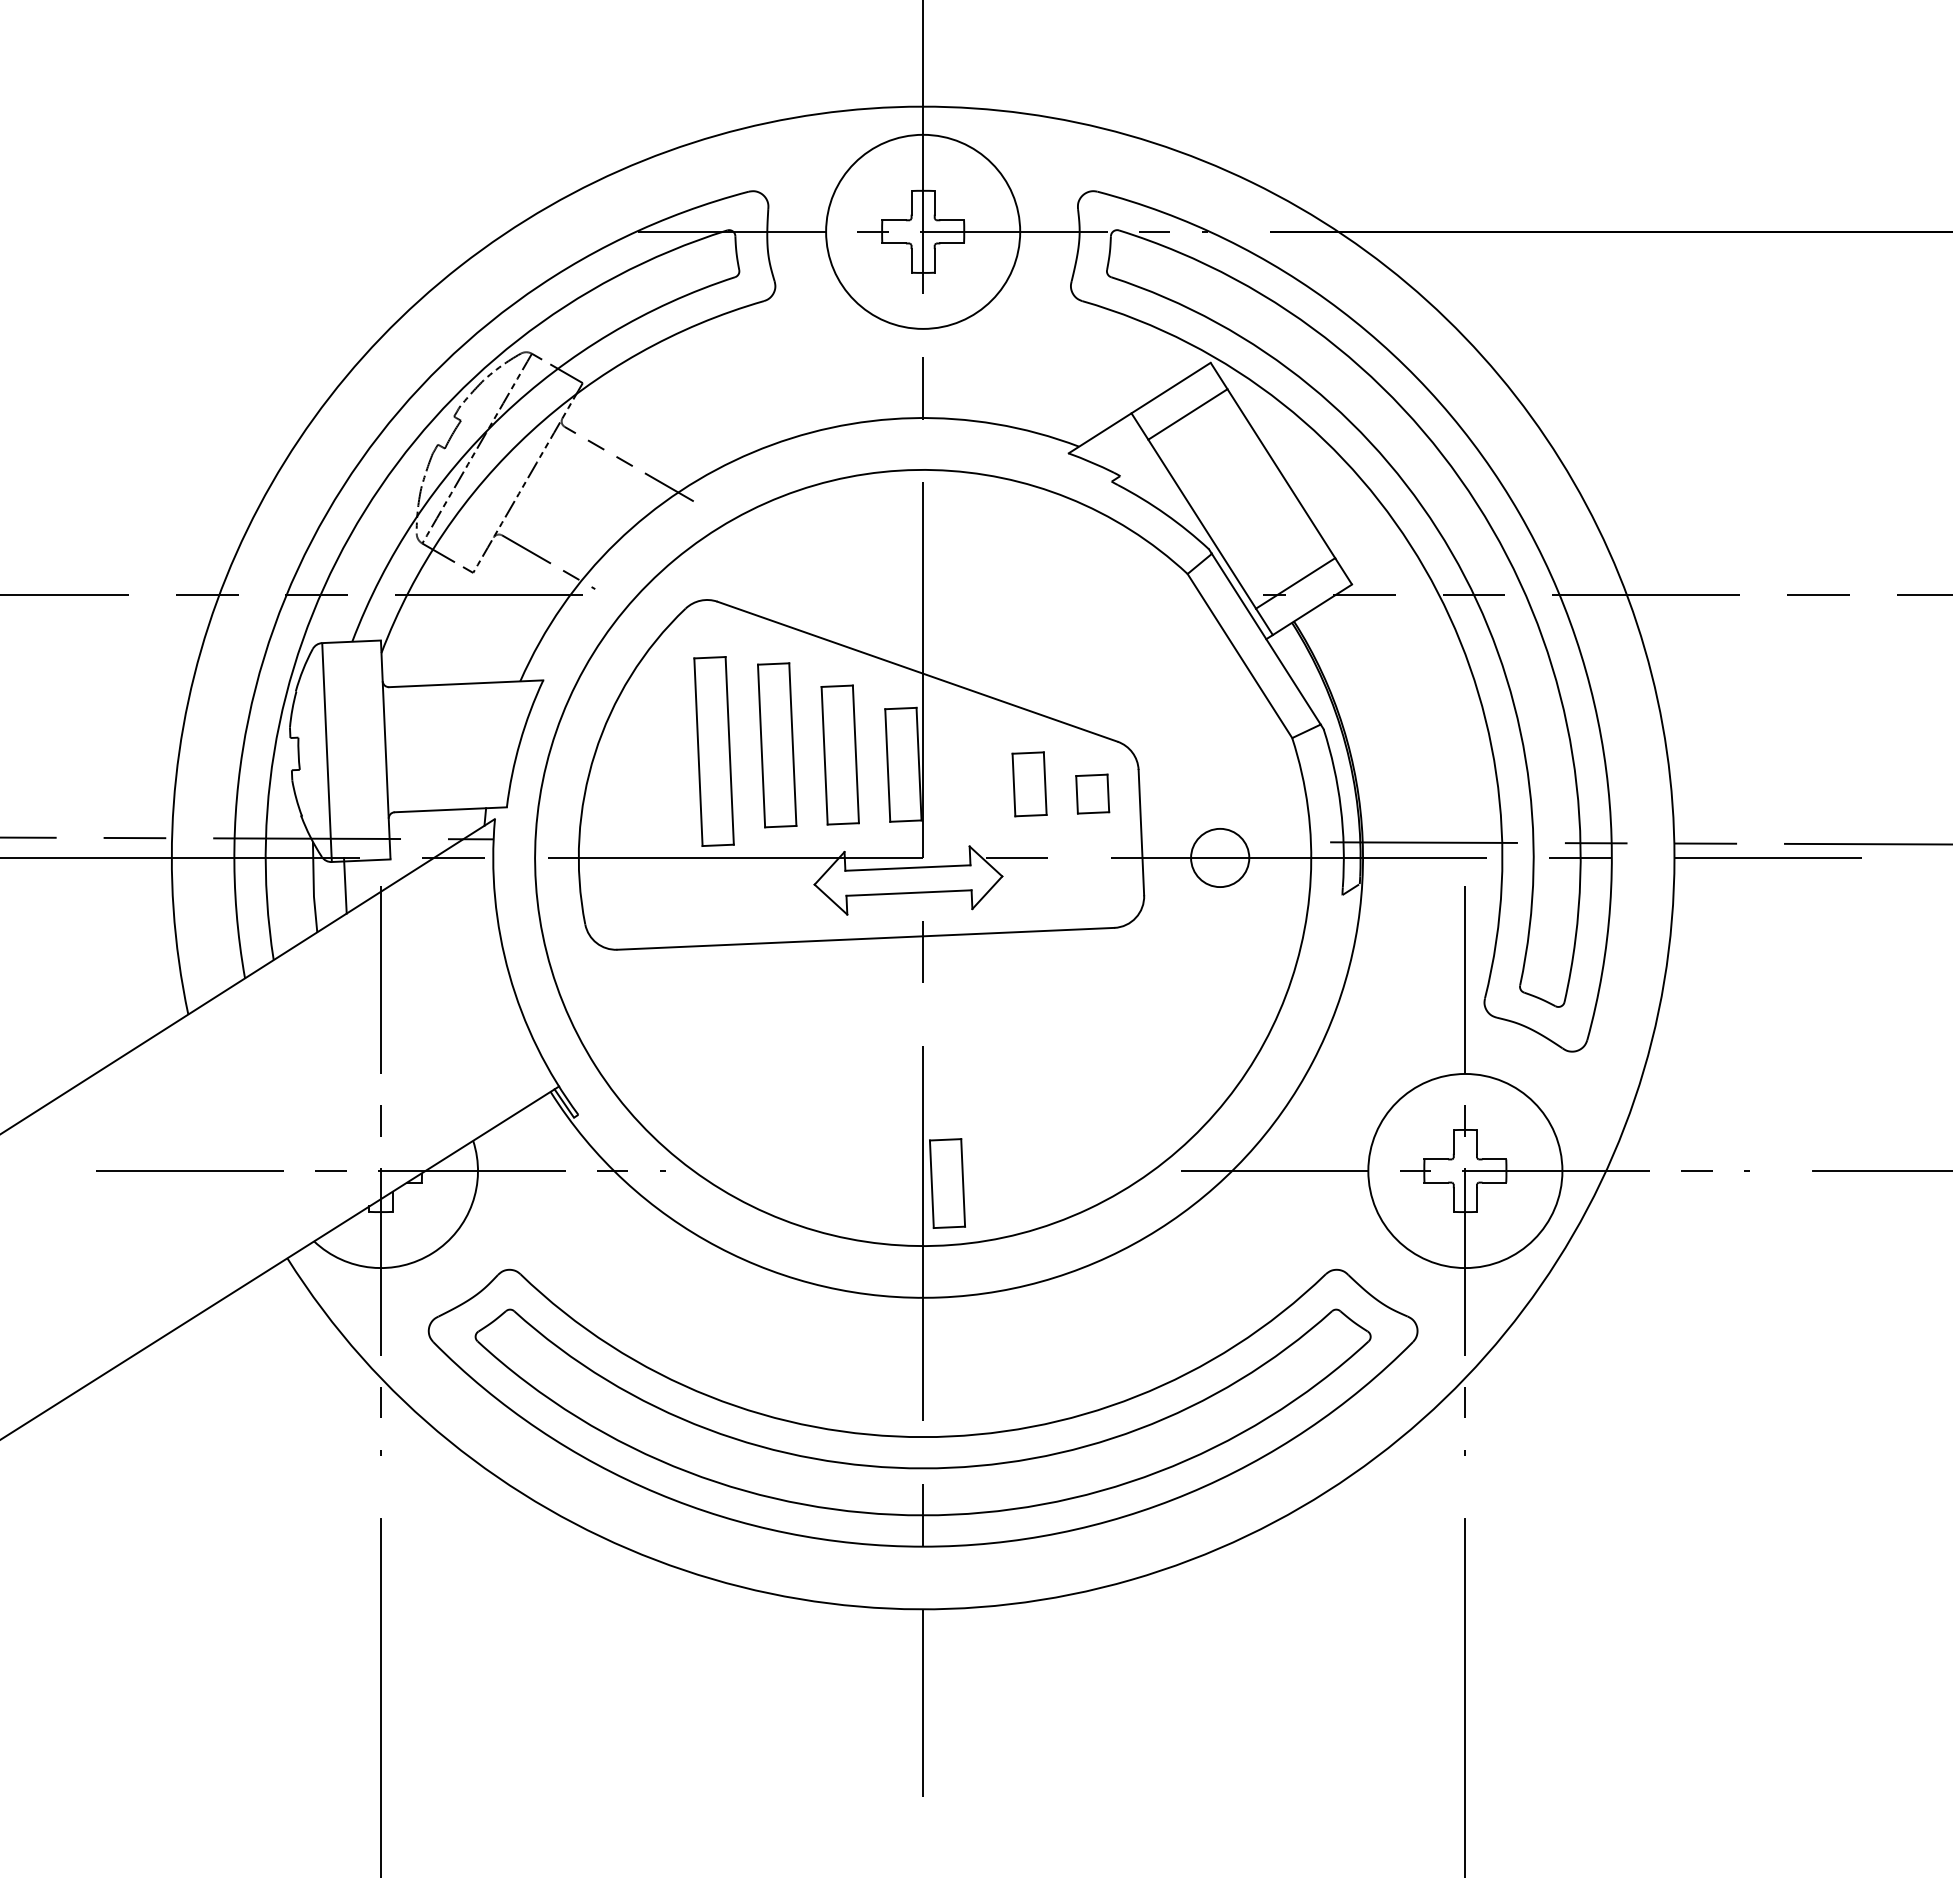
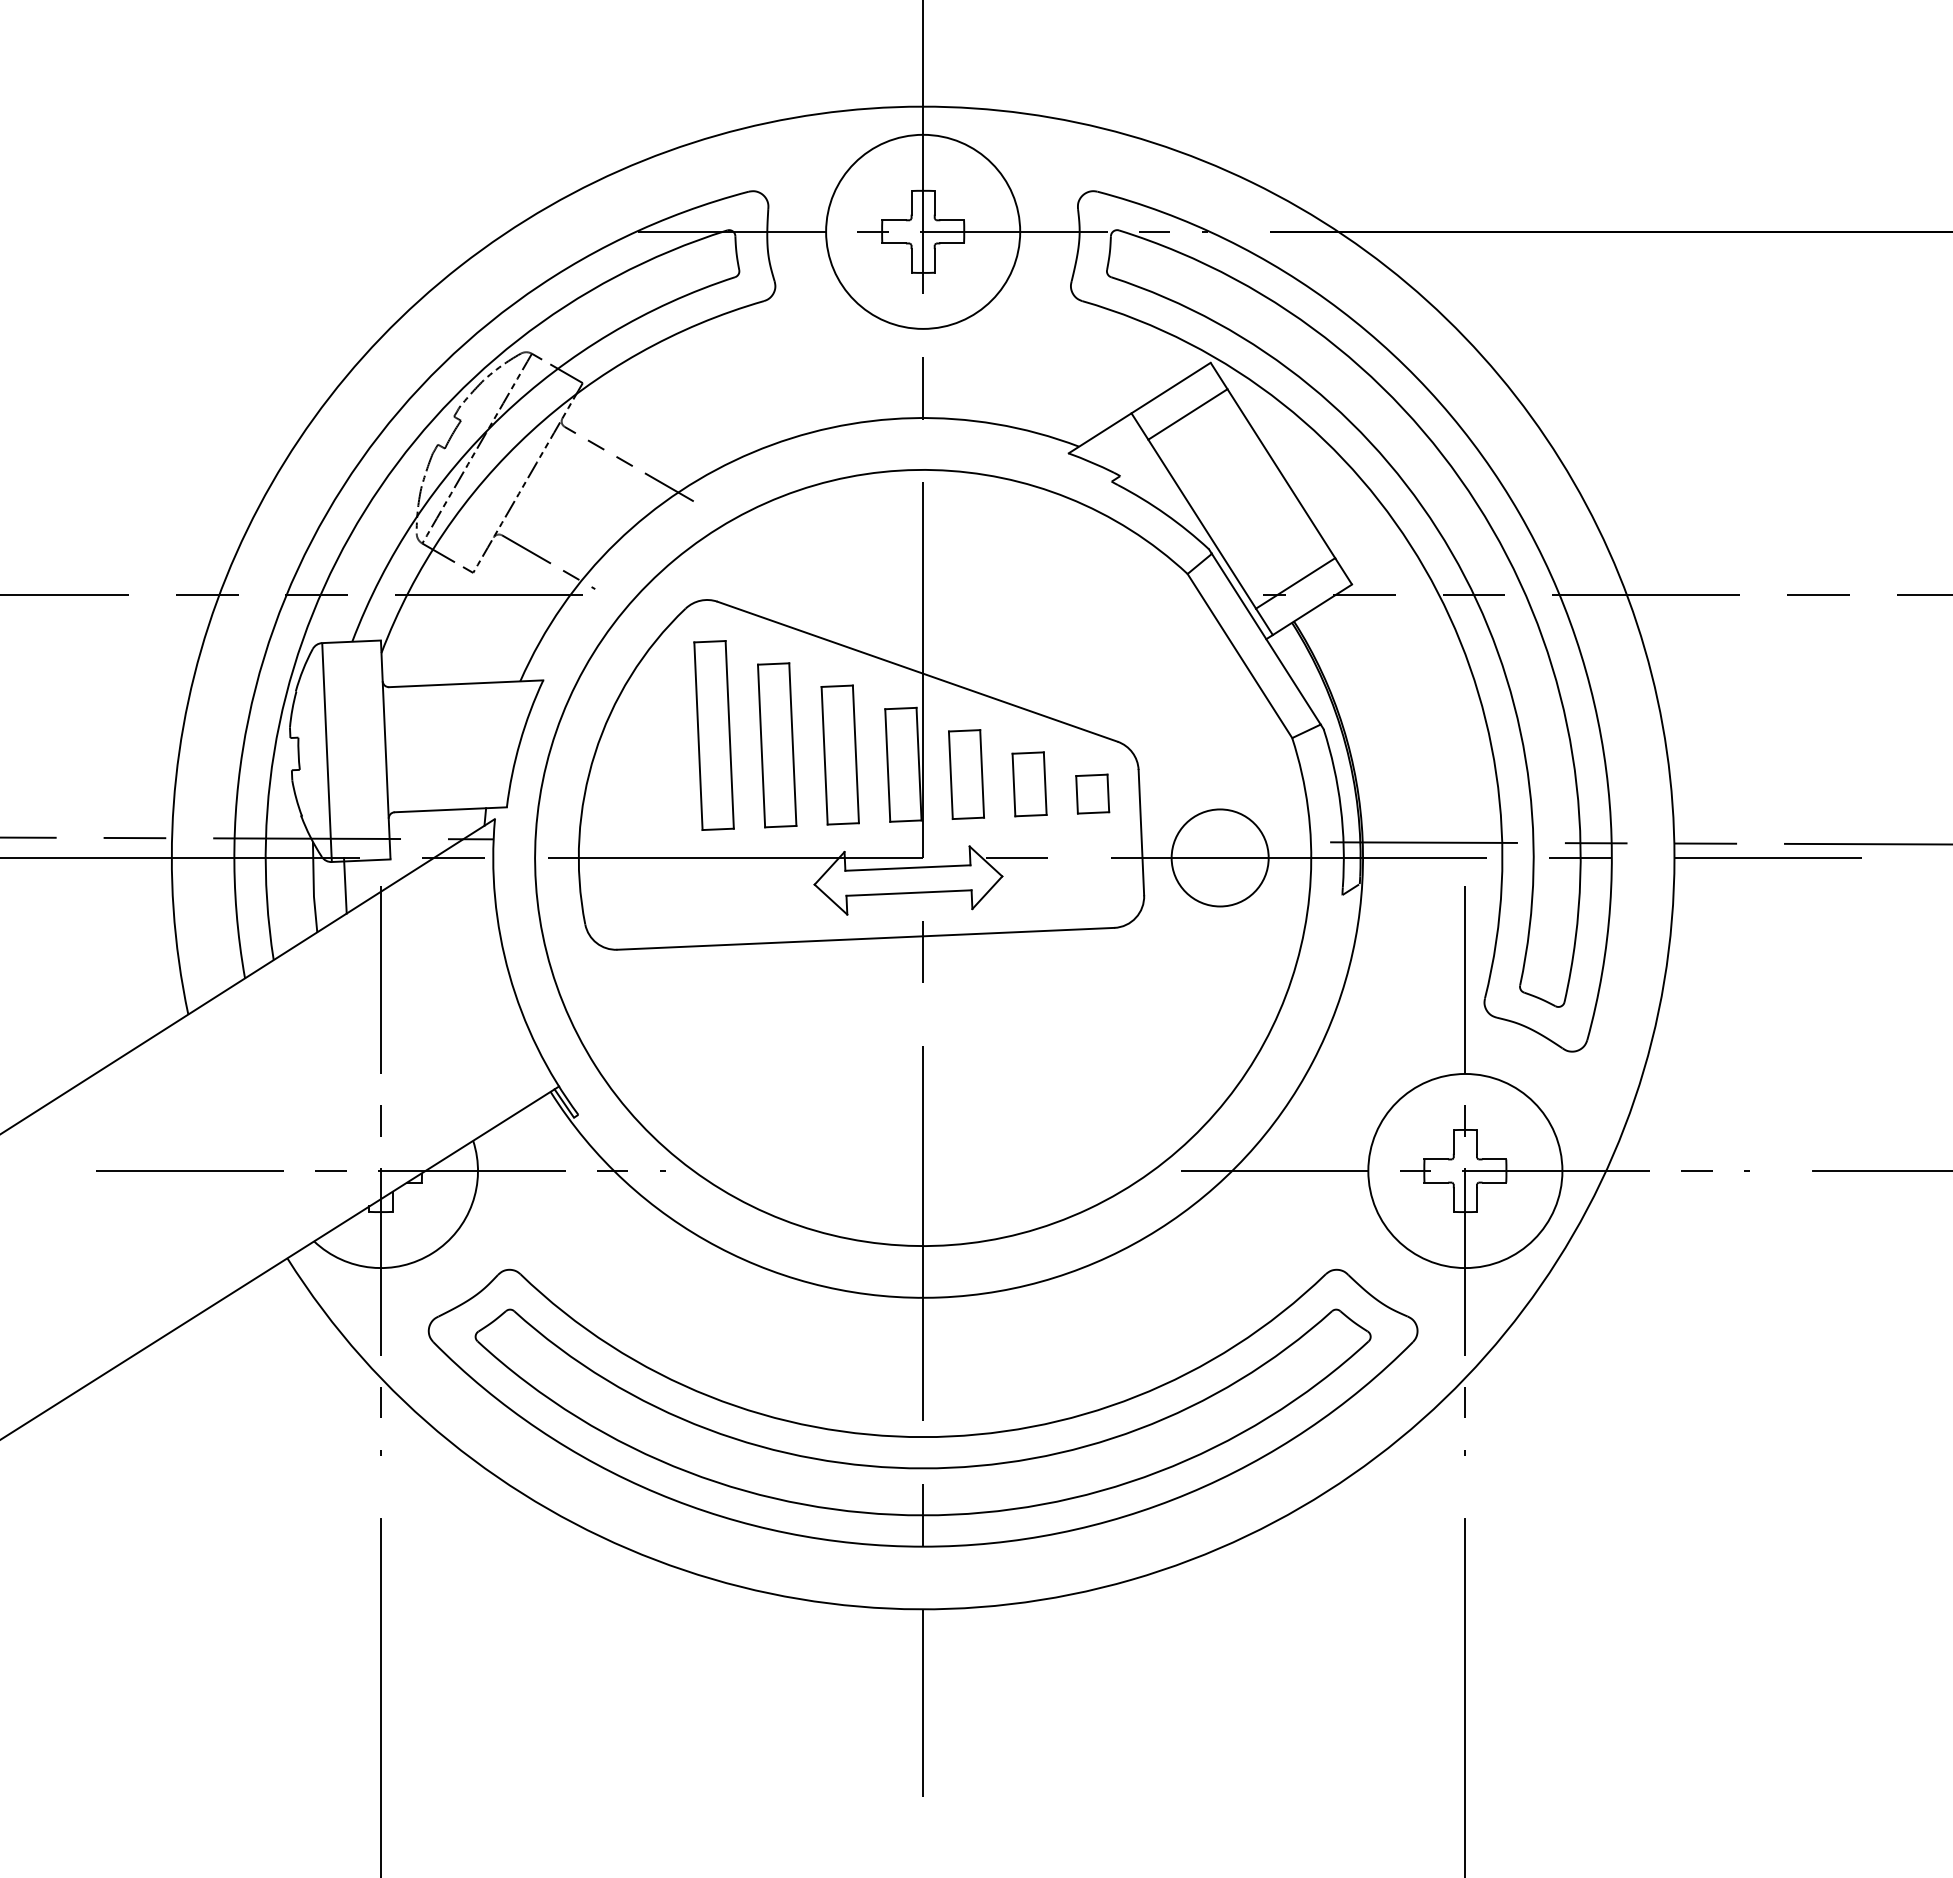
part position: (713, 751) -> (713, 735) (713, 735)
circle diameter: 58 px -> 97 px (1219, 857)
part position: (947, 1183) -> (966, 774) (966, 774)
